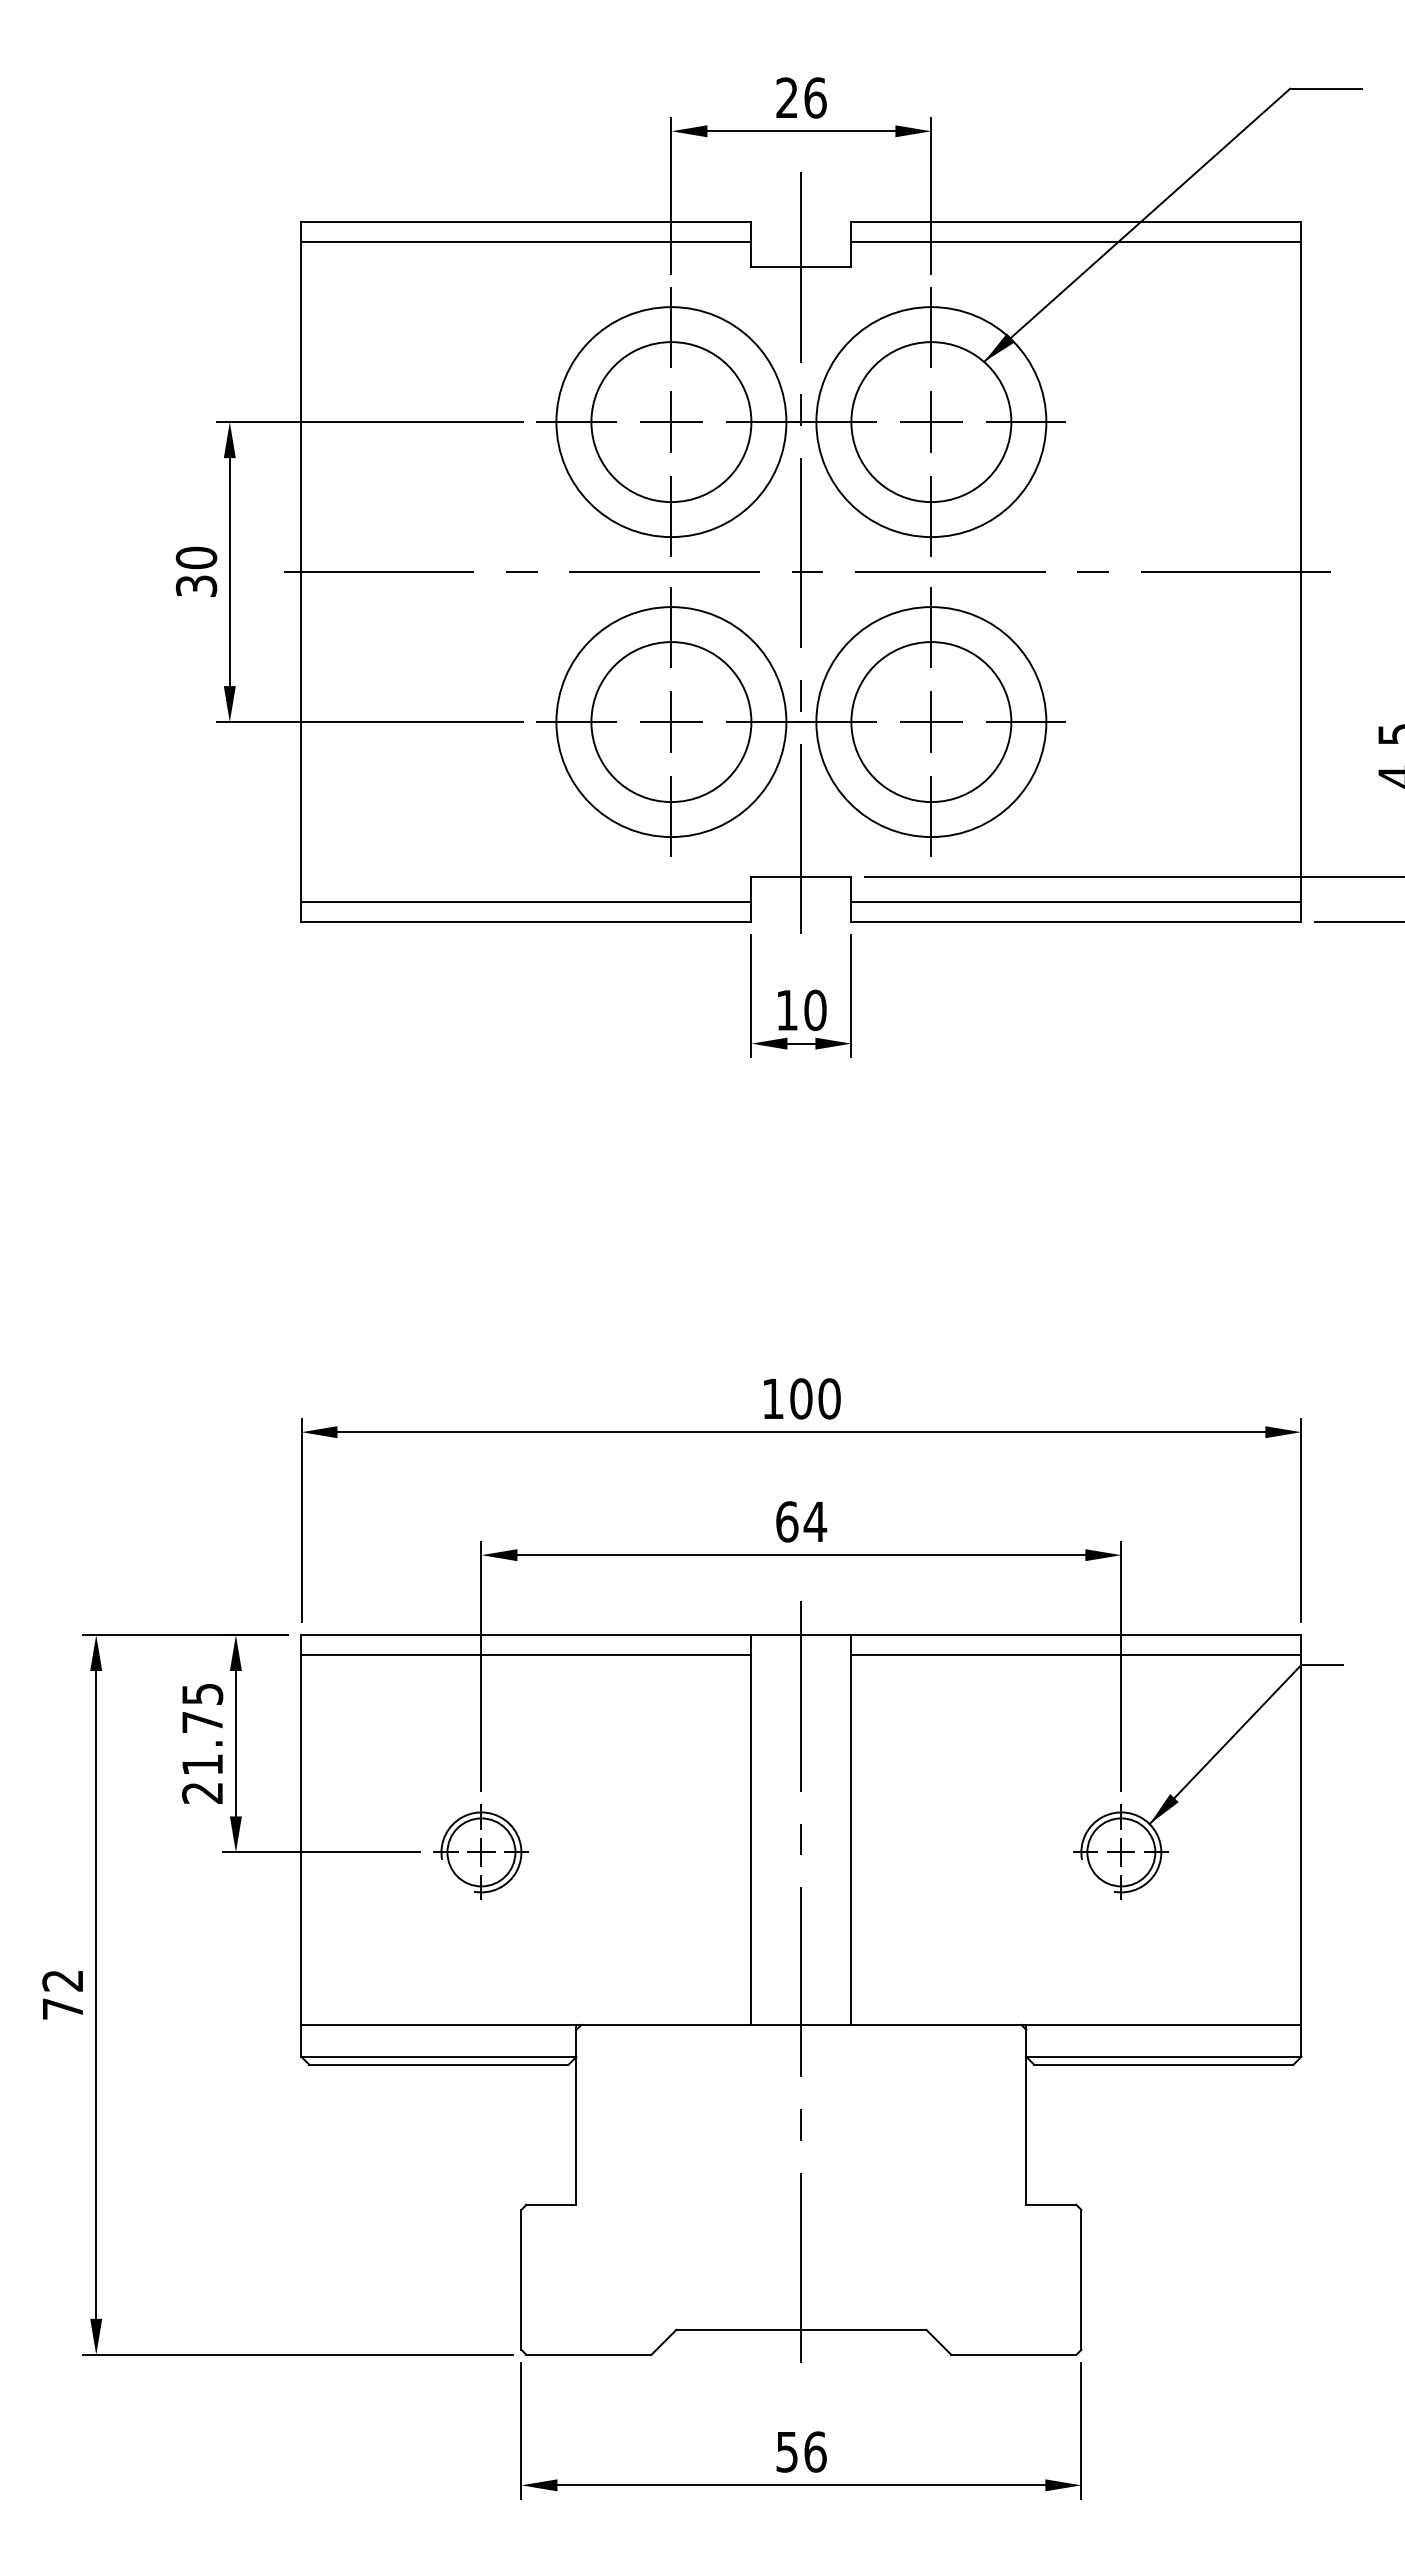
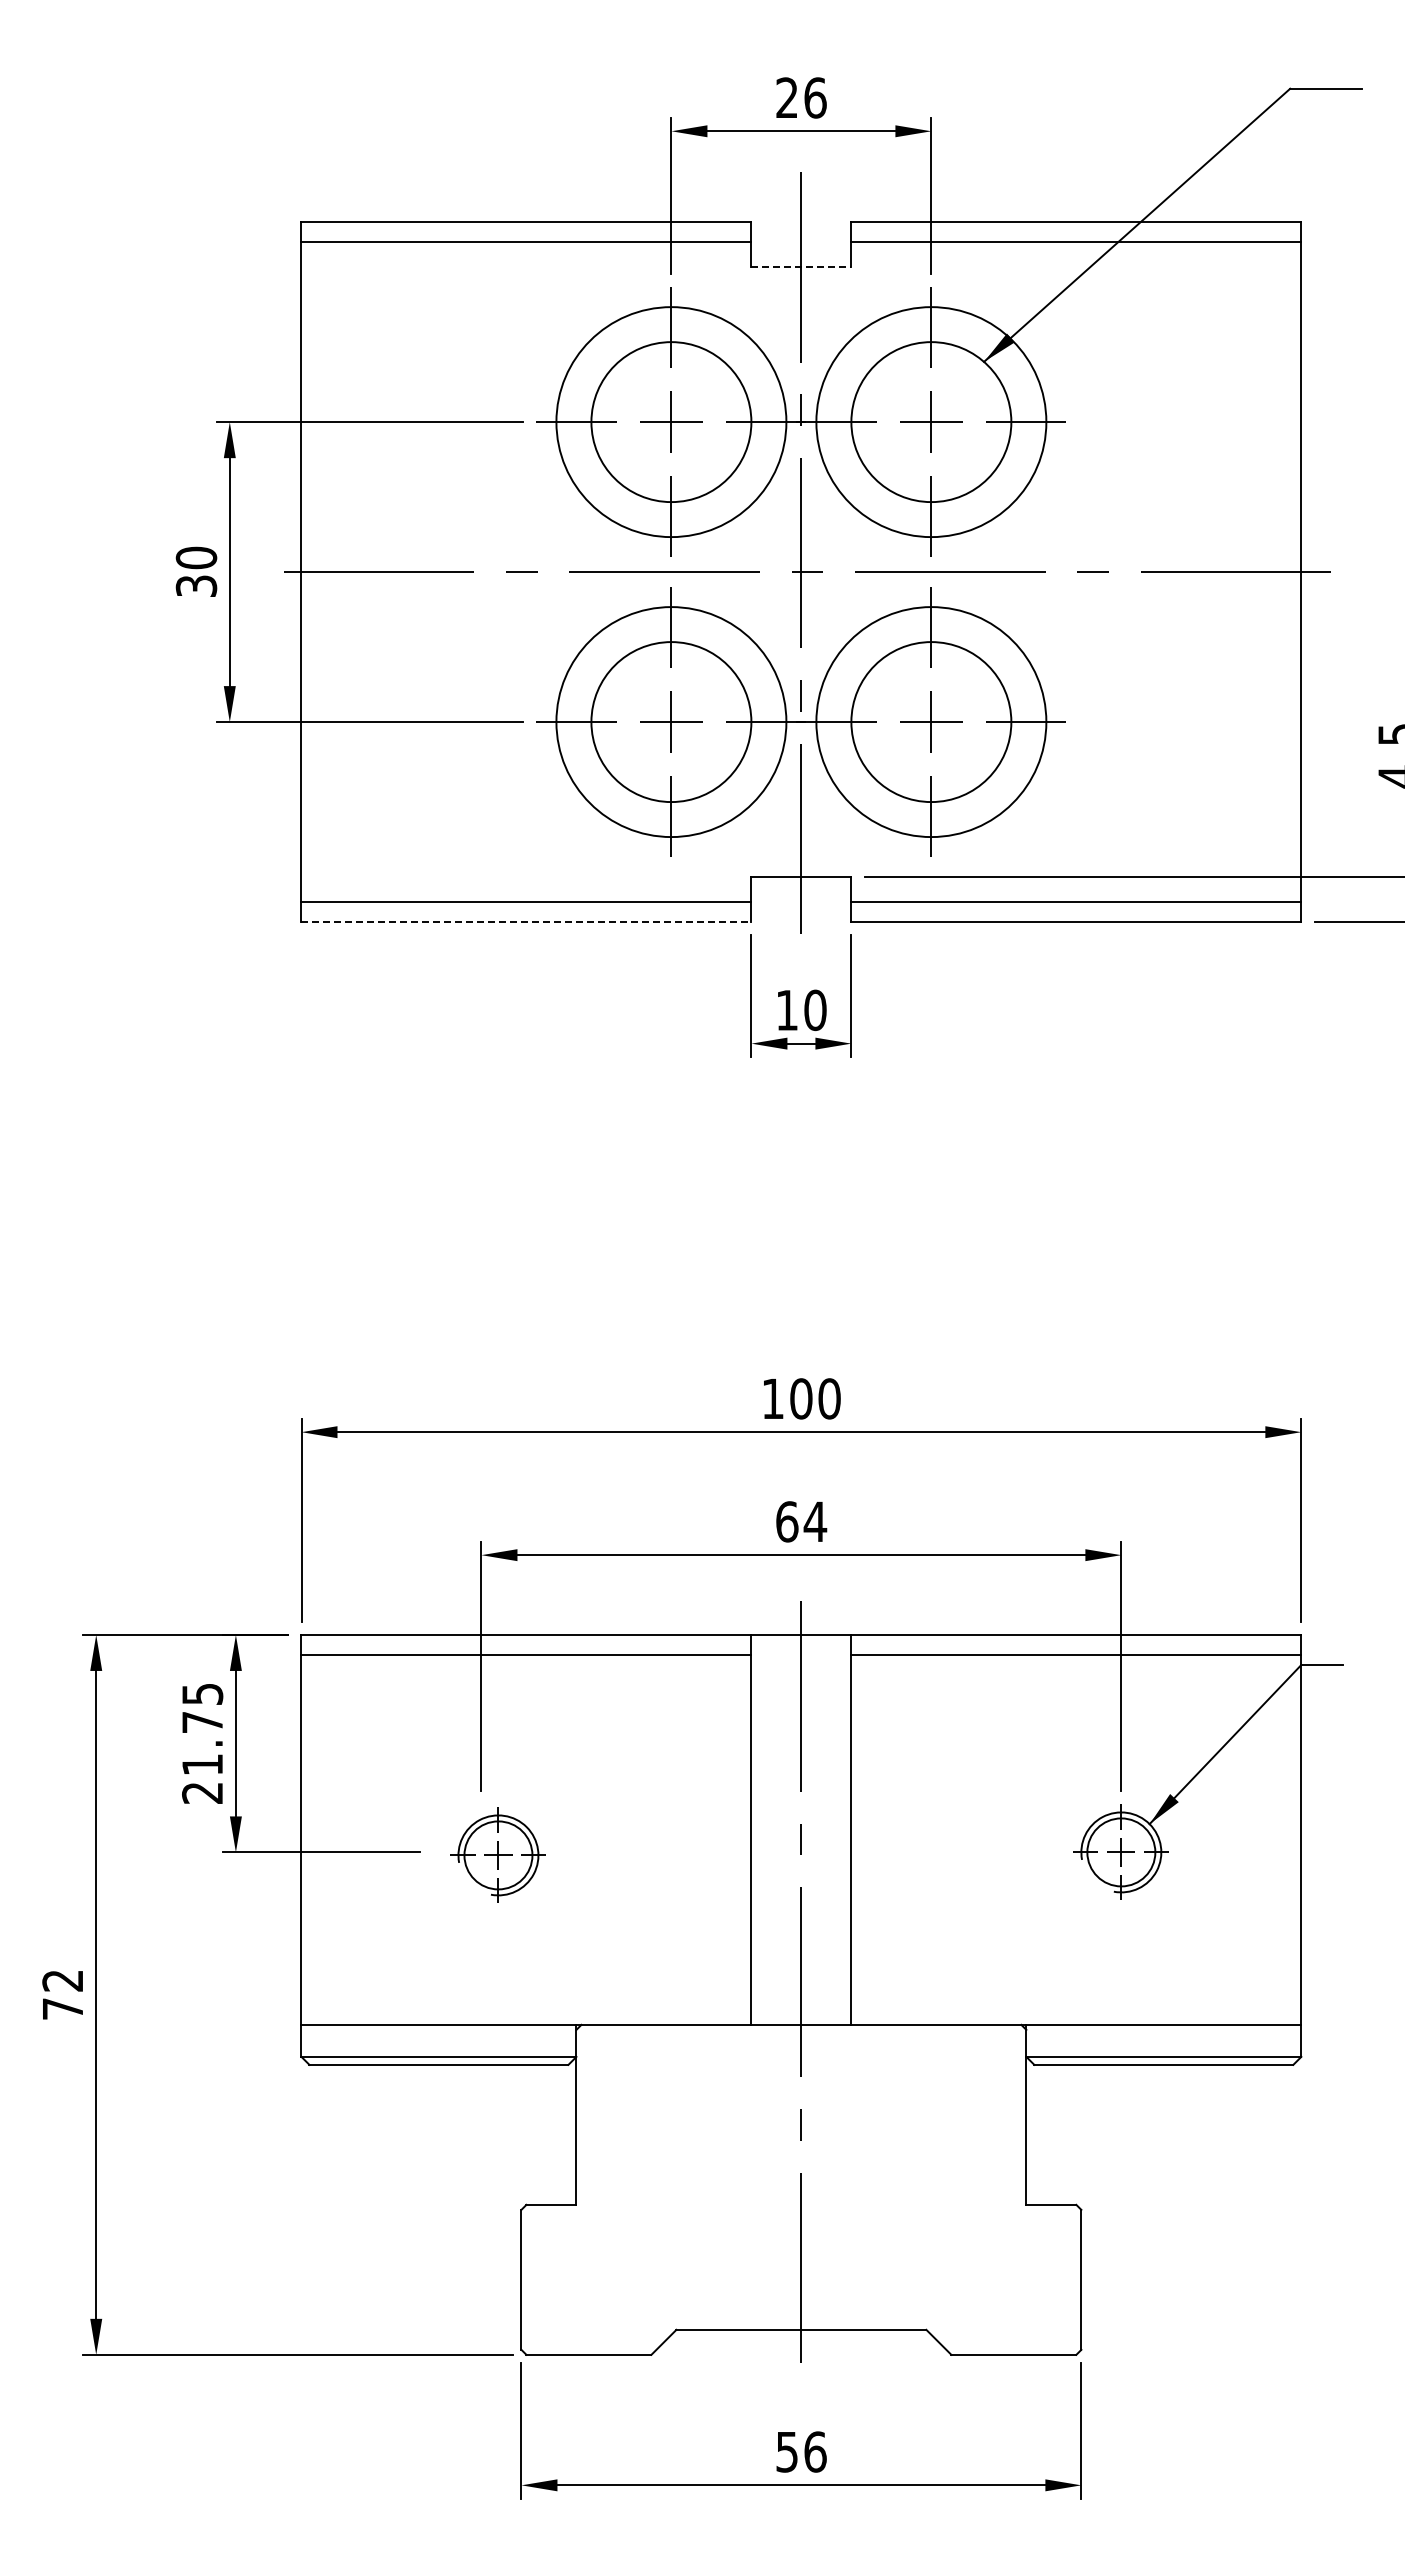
line: solid -> dashed (801, 267)
line: solid -> dashed (526, 922)
part position: (480, 1851) -> (497, 1854) (497, 1854)
